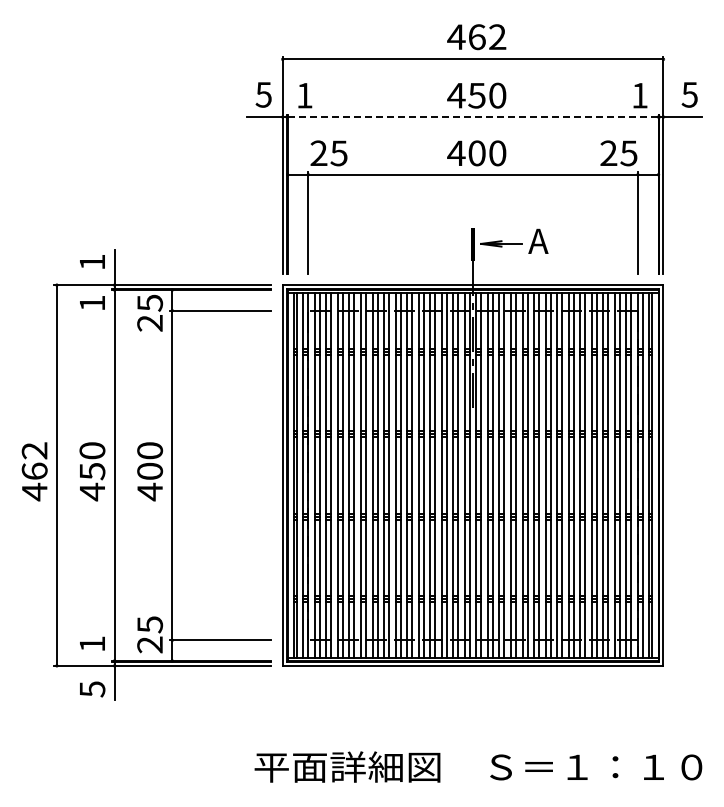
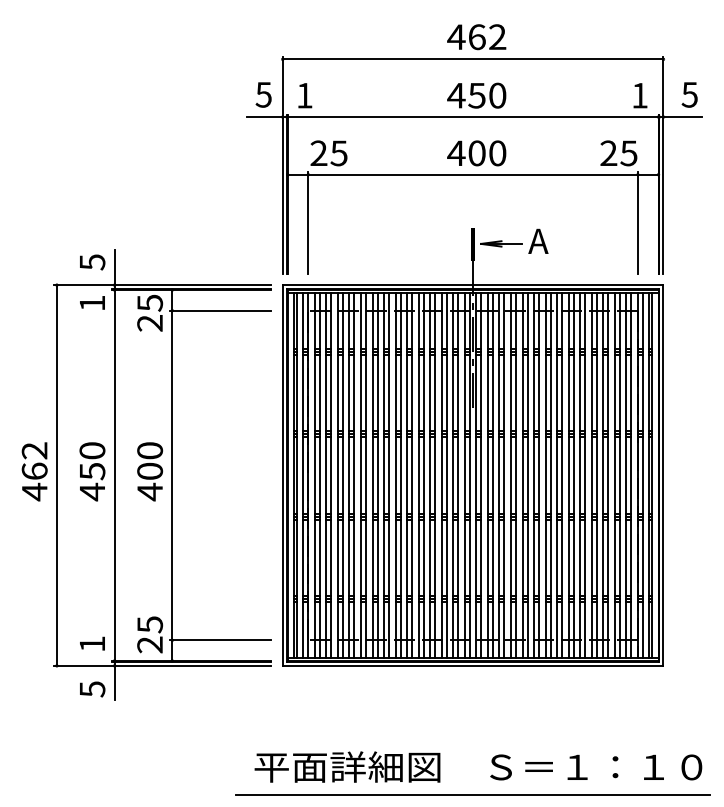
line: dashed -> solid (473, 117)
text: 1 -> 5 (92, 262)
line: none -> present (473, 794)
